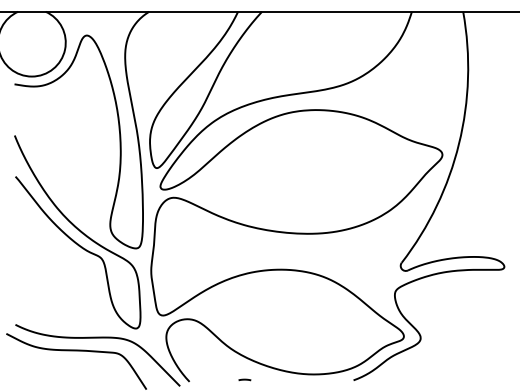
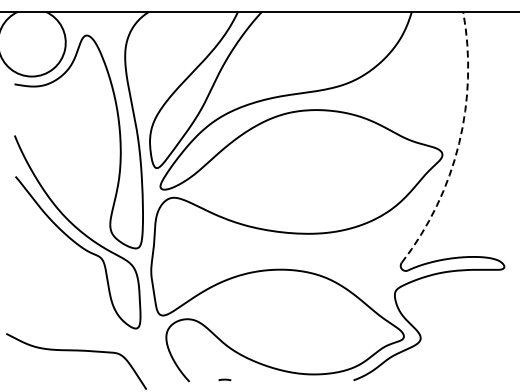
arc: solid -> dashed (459, 143)
curve: present -> none (97, 338)
curve position: (244, 379) -> (224, 379) (224, 379)
